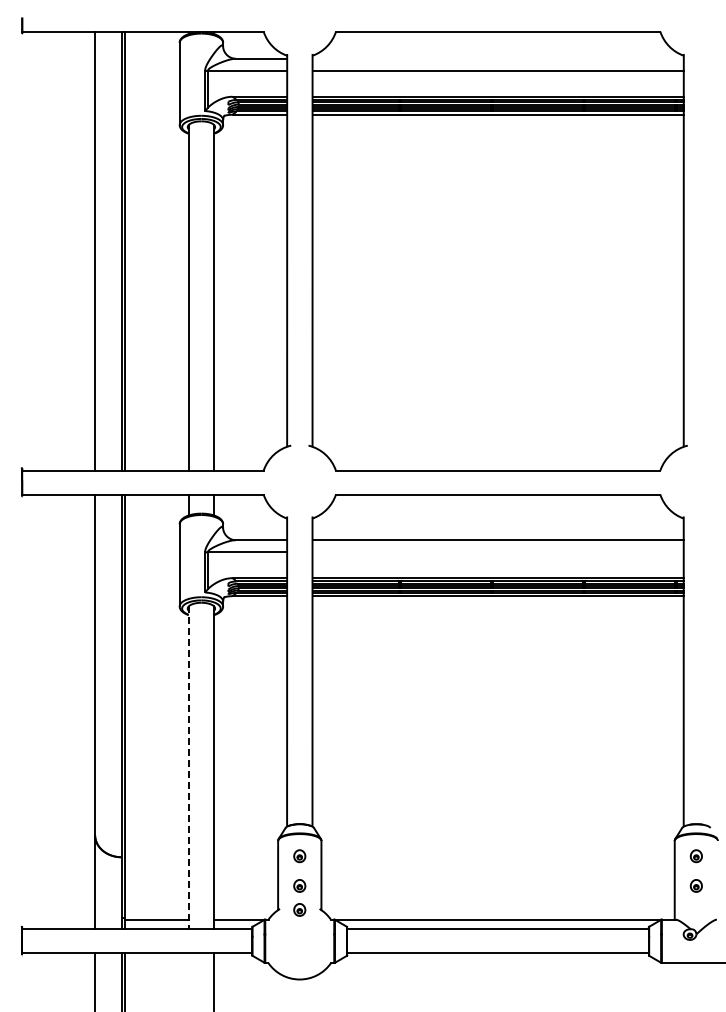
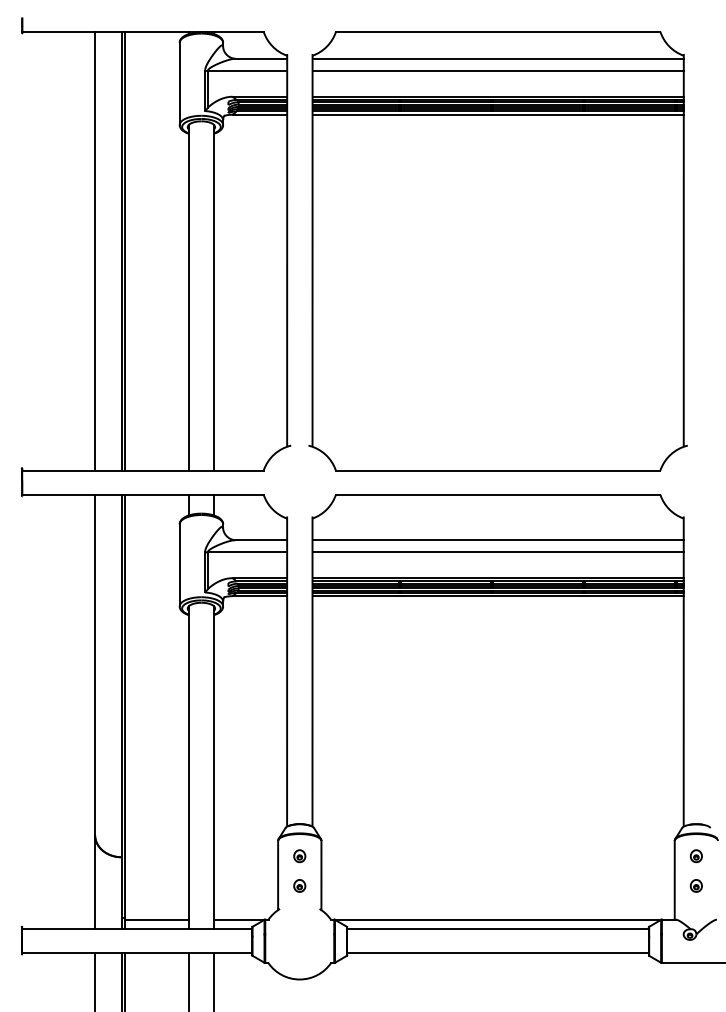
line: none -> present (497, 58)
line: none -> present (497, 552)
line: dashed -> solid (188, 768)
part: present -> none (299, 909)
line: none -> present (188, 980)
